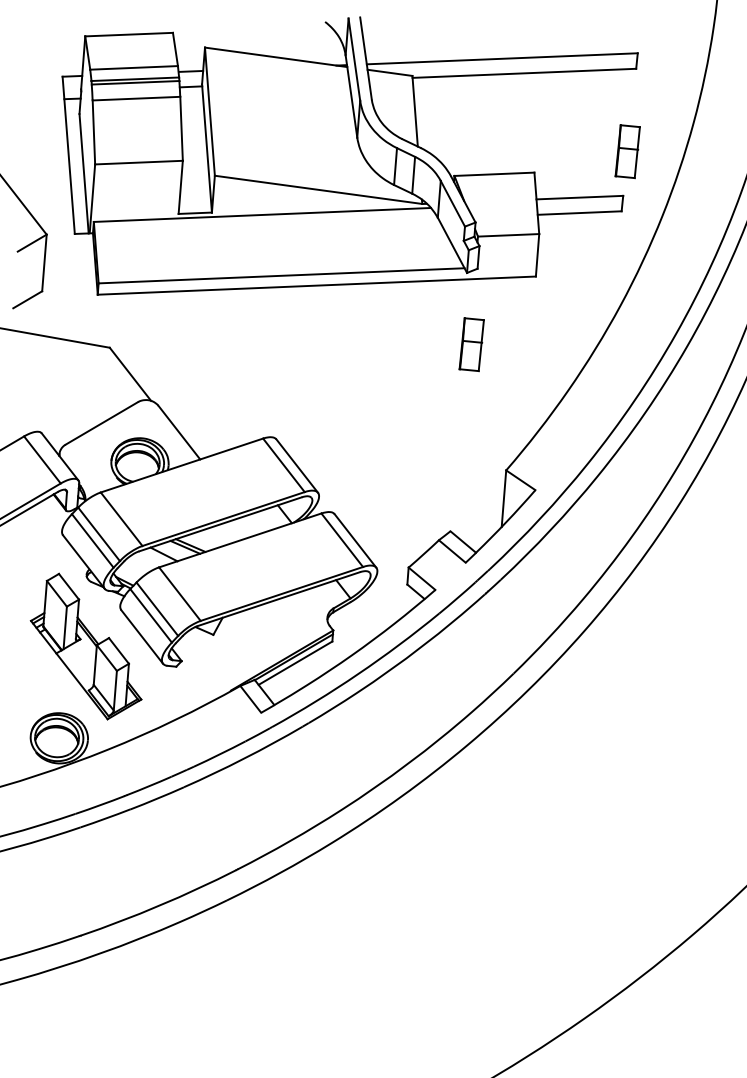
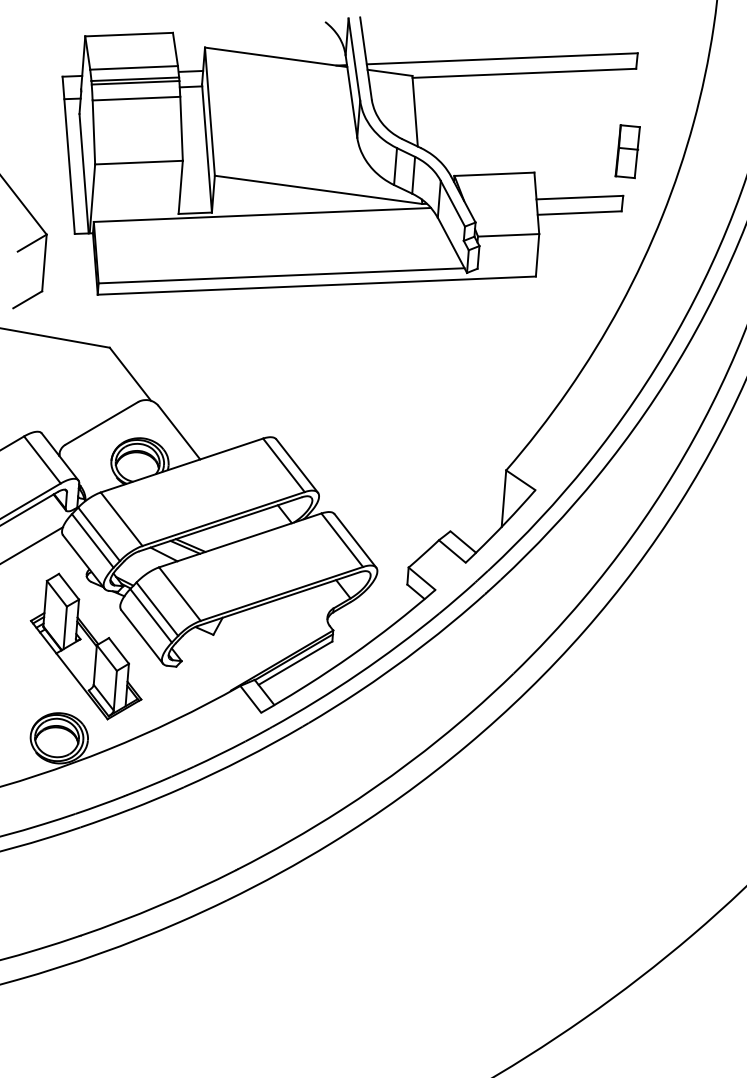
part: present -> none (471, 344)
line: none -> present (32, 544)
